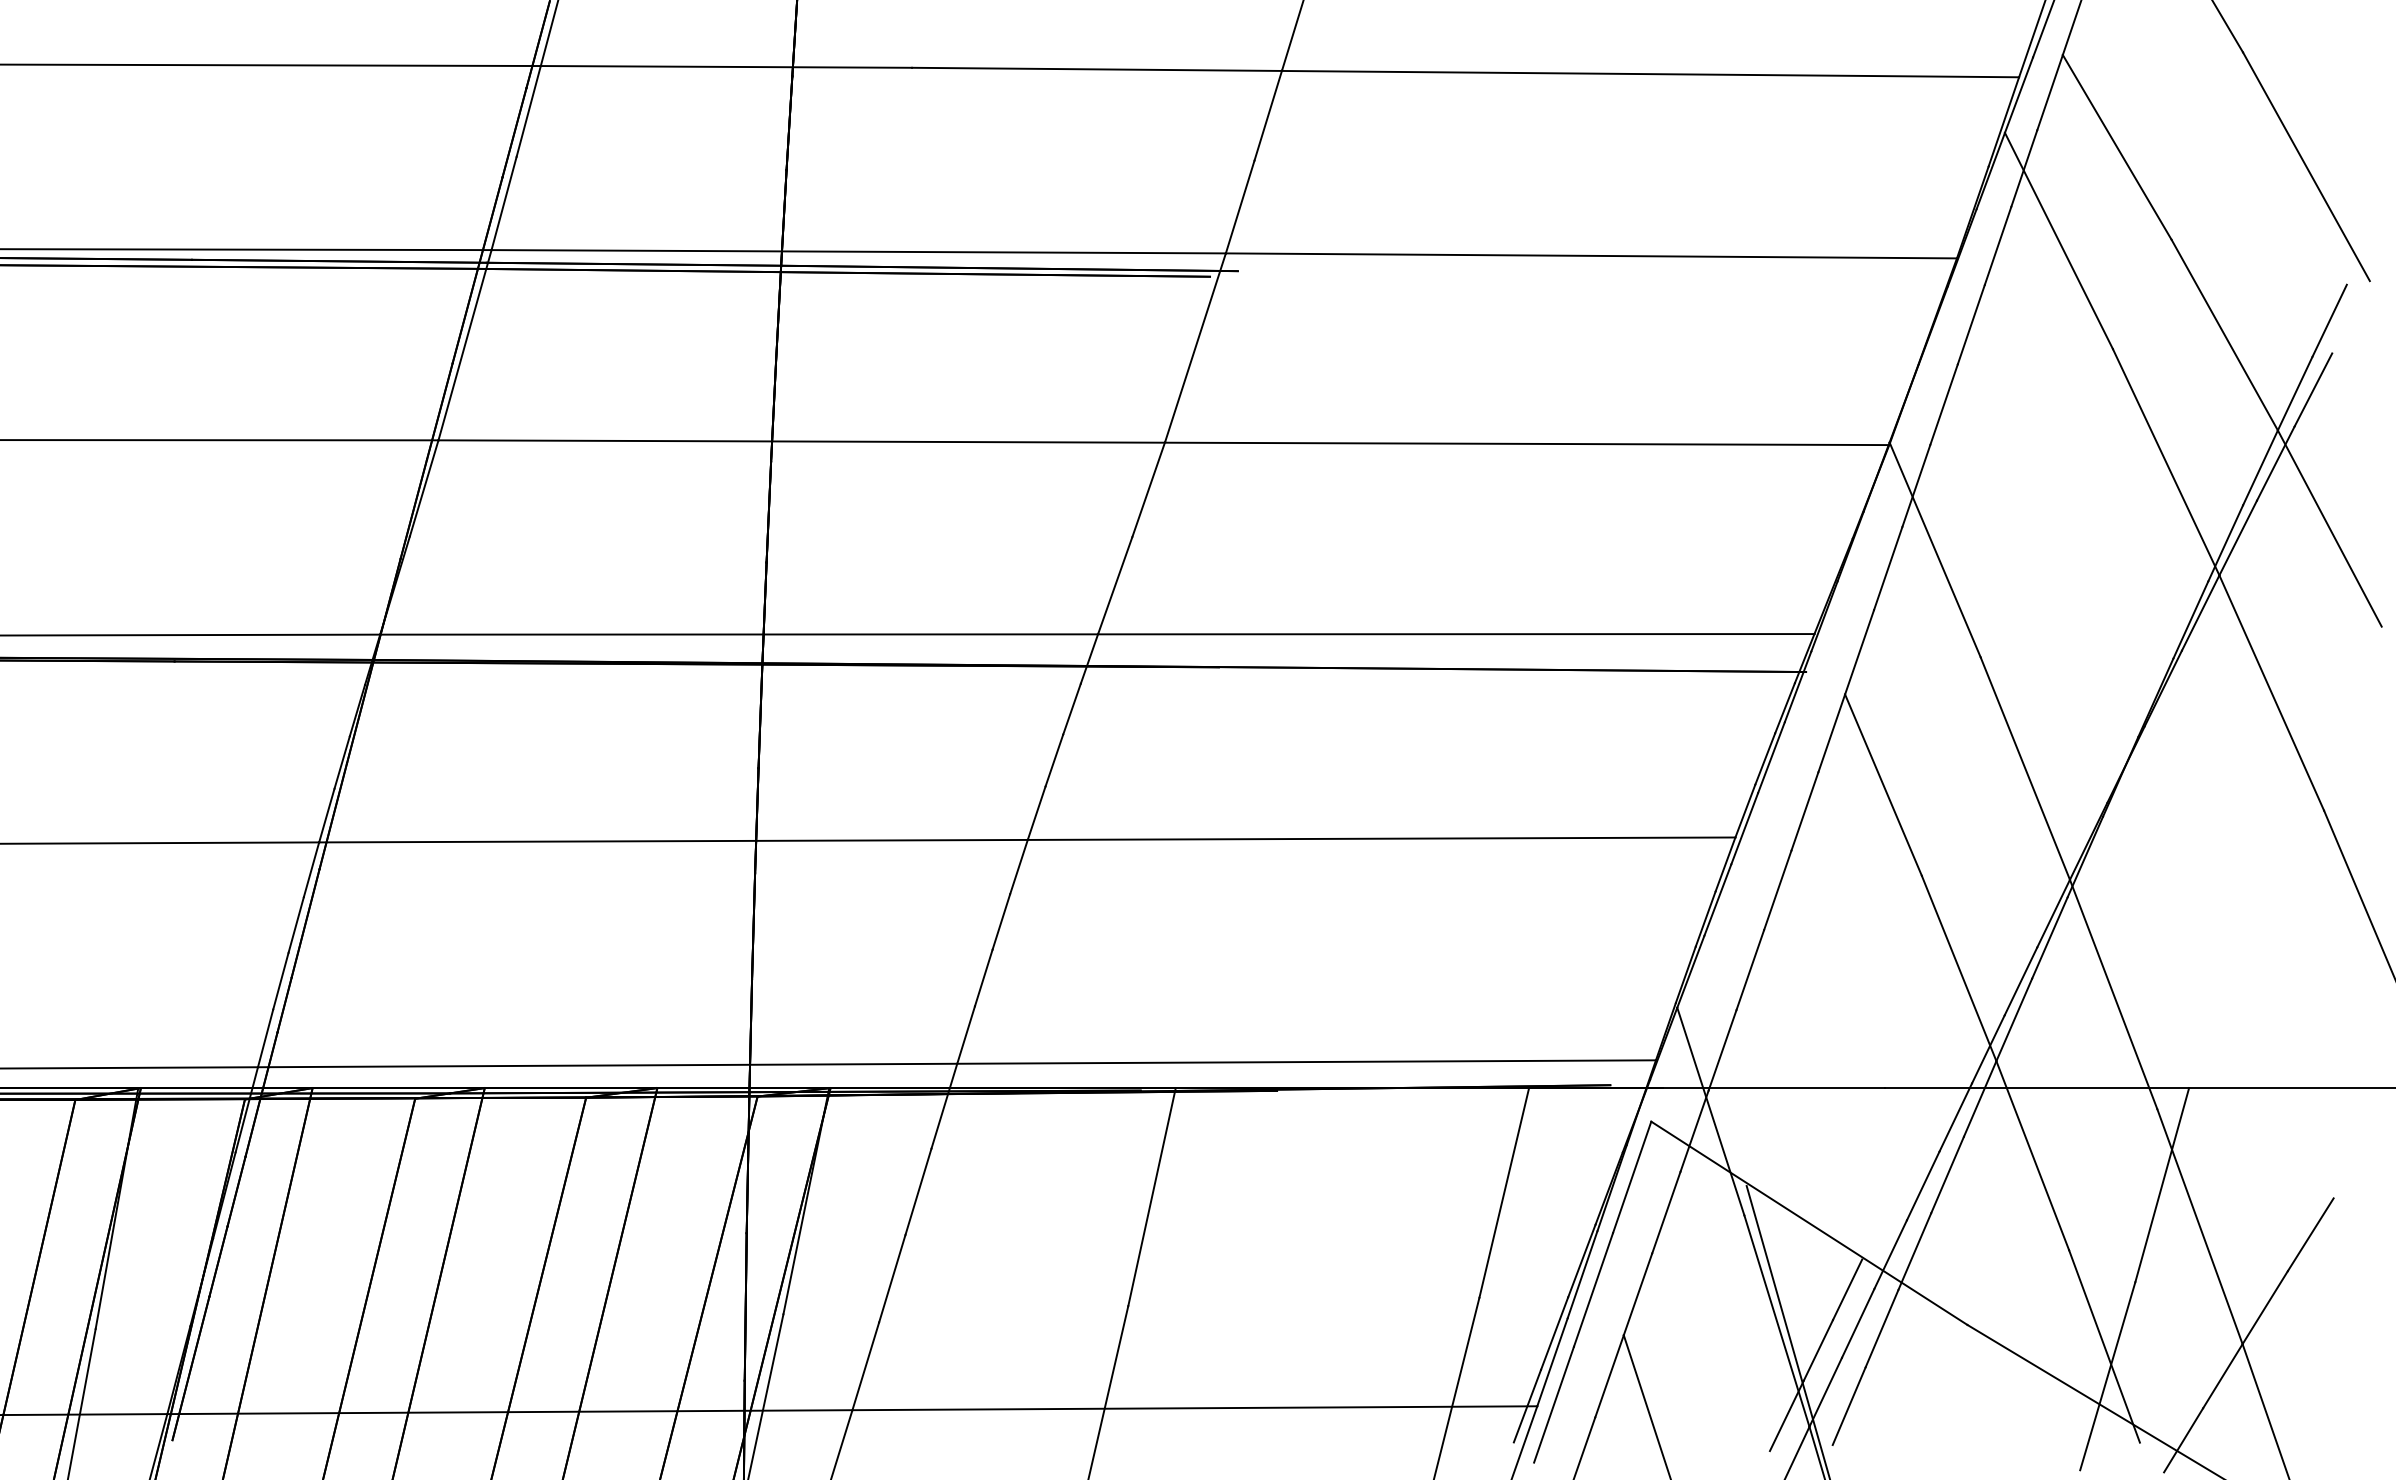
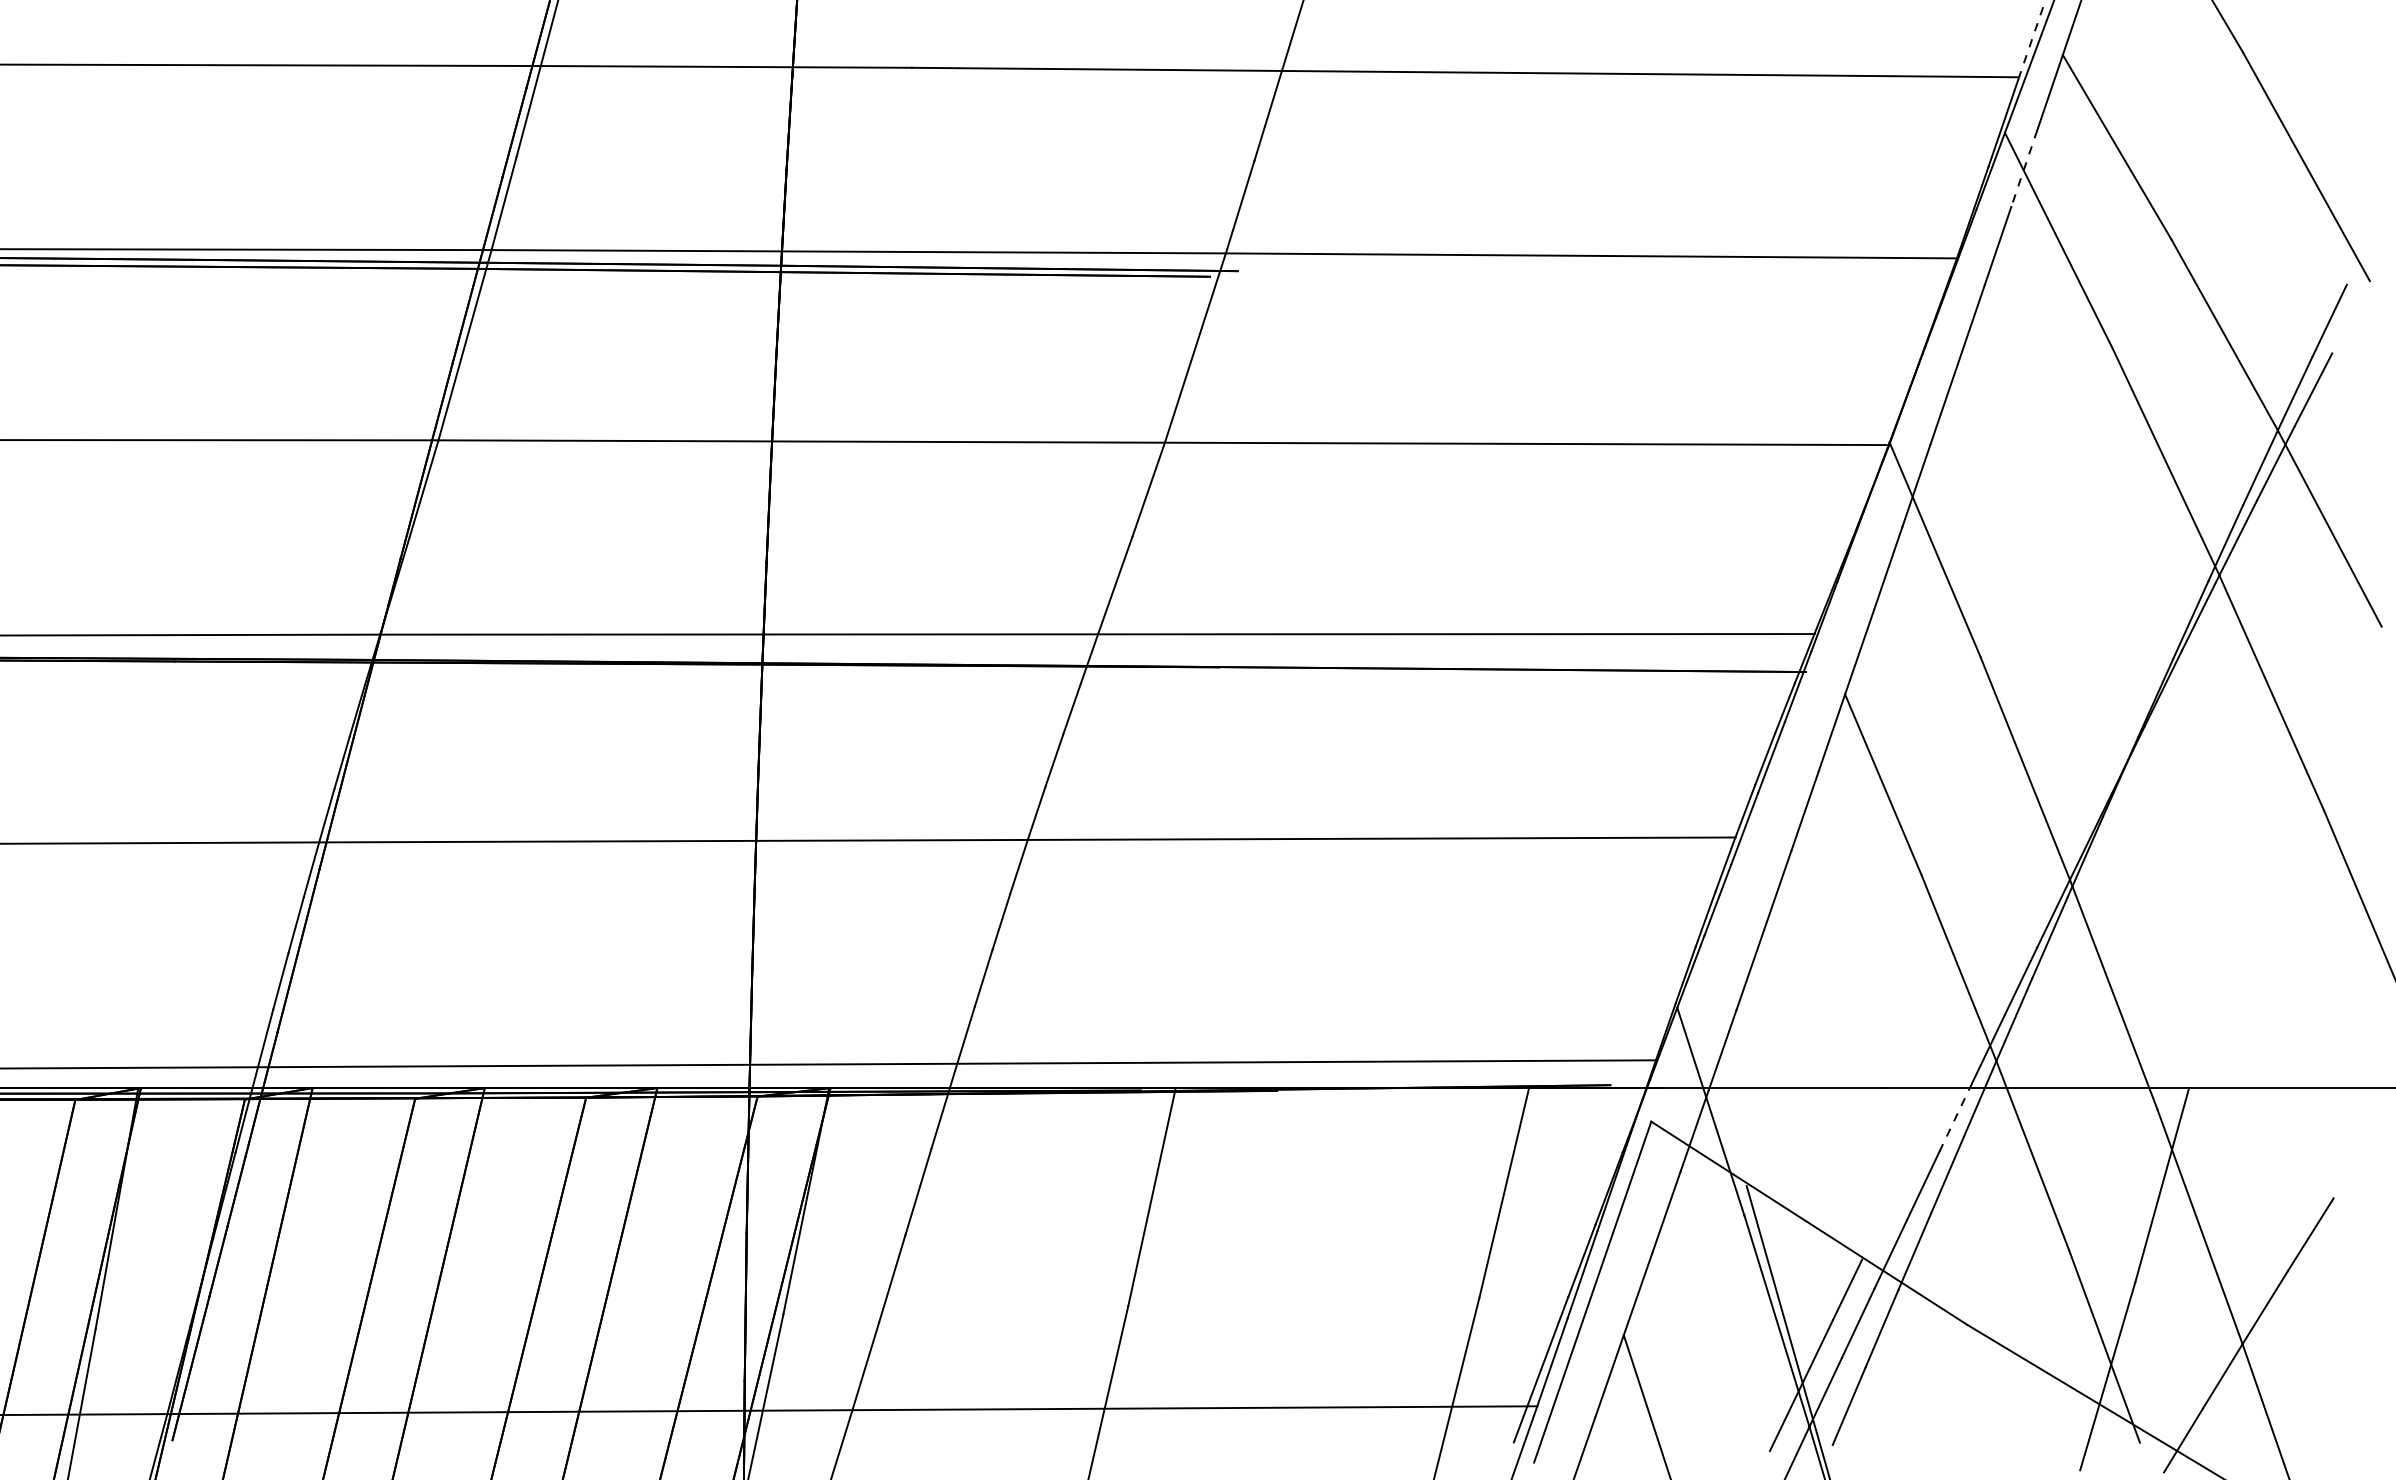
line: solid -> dashed (2032, 39)
line: solid -> dashed (2024, 169)
line: solid -> dashed (1955, 1117)
